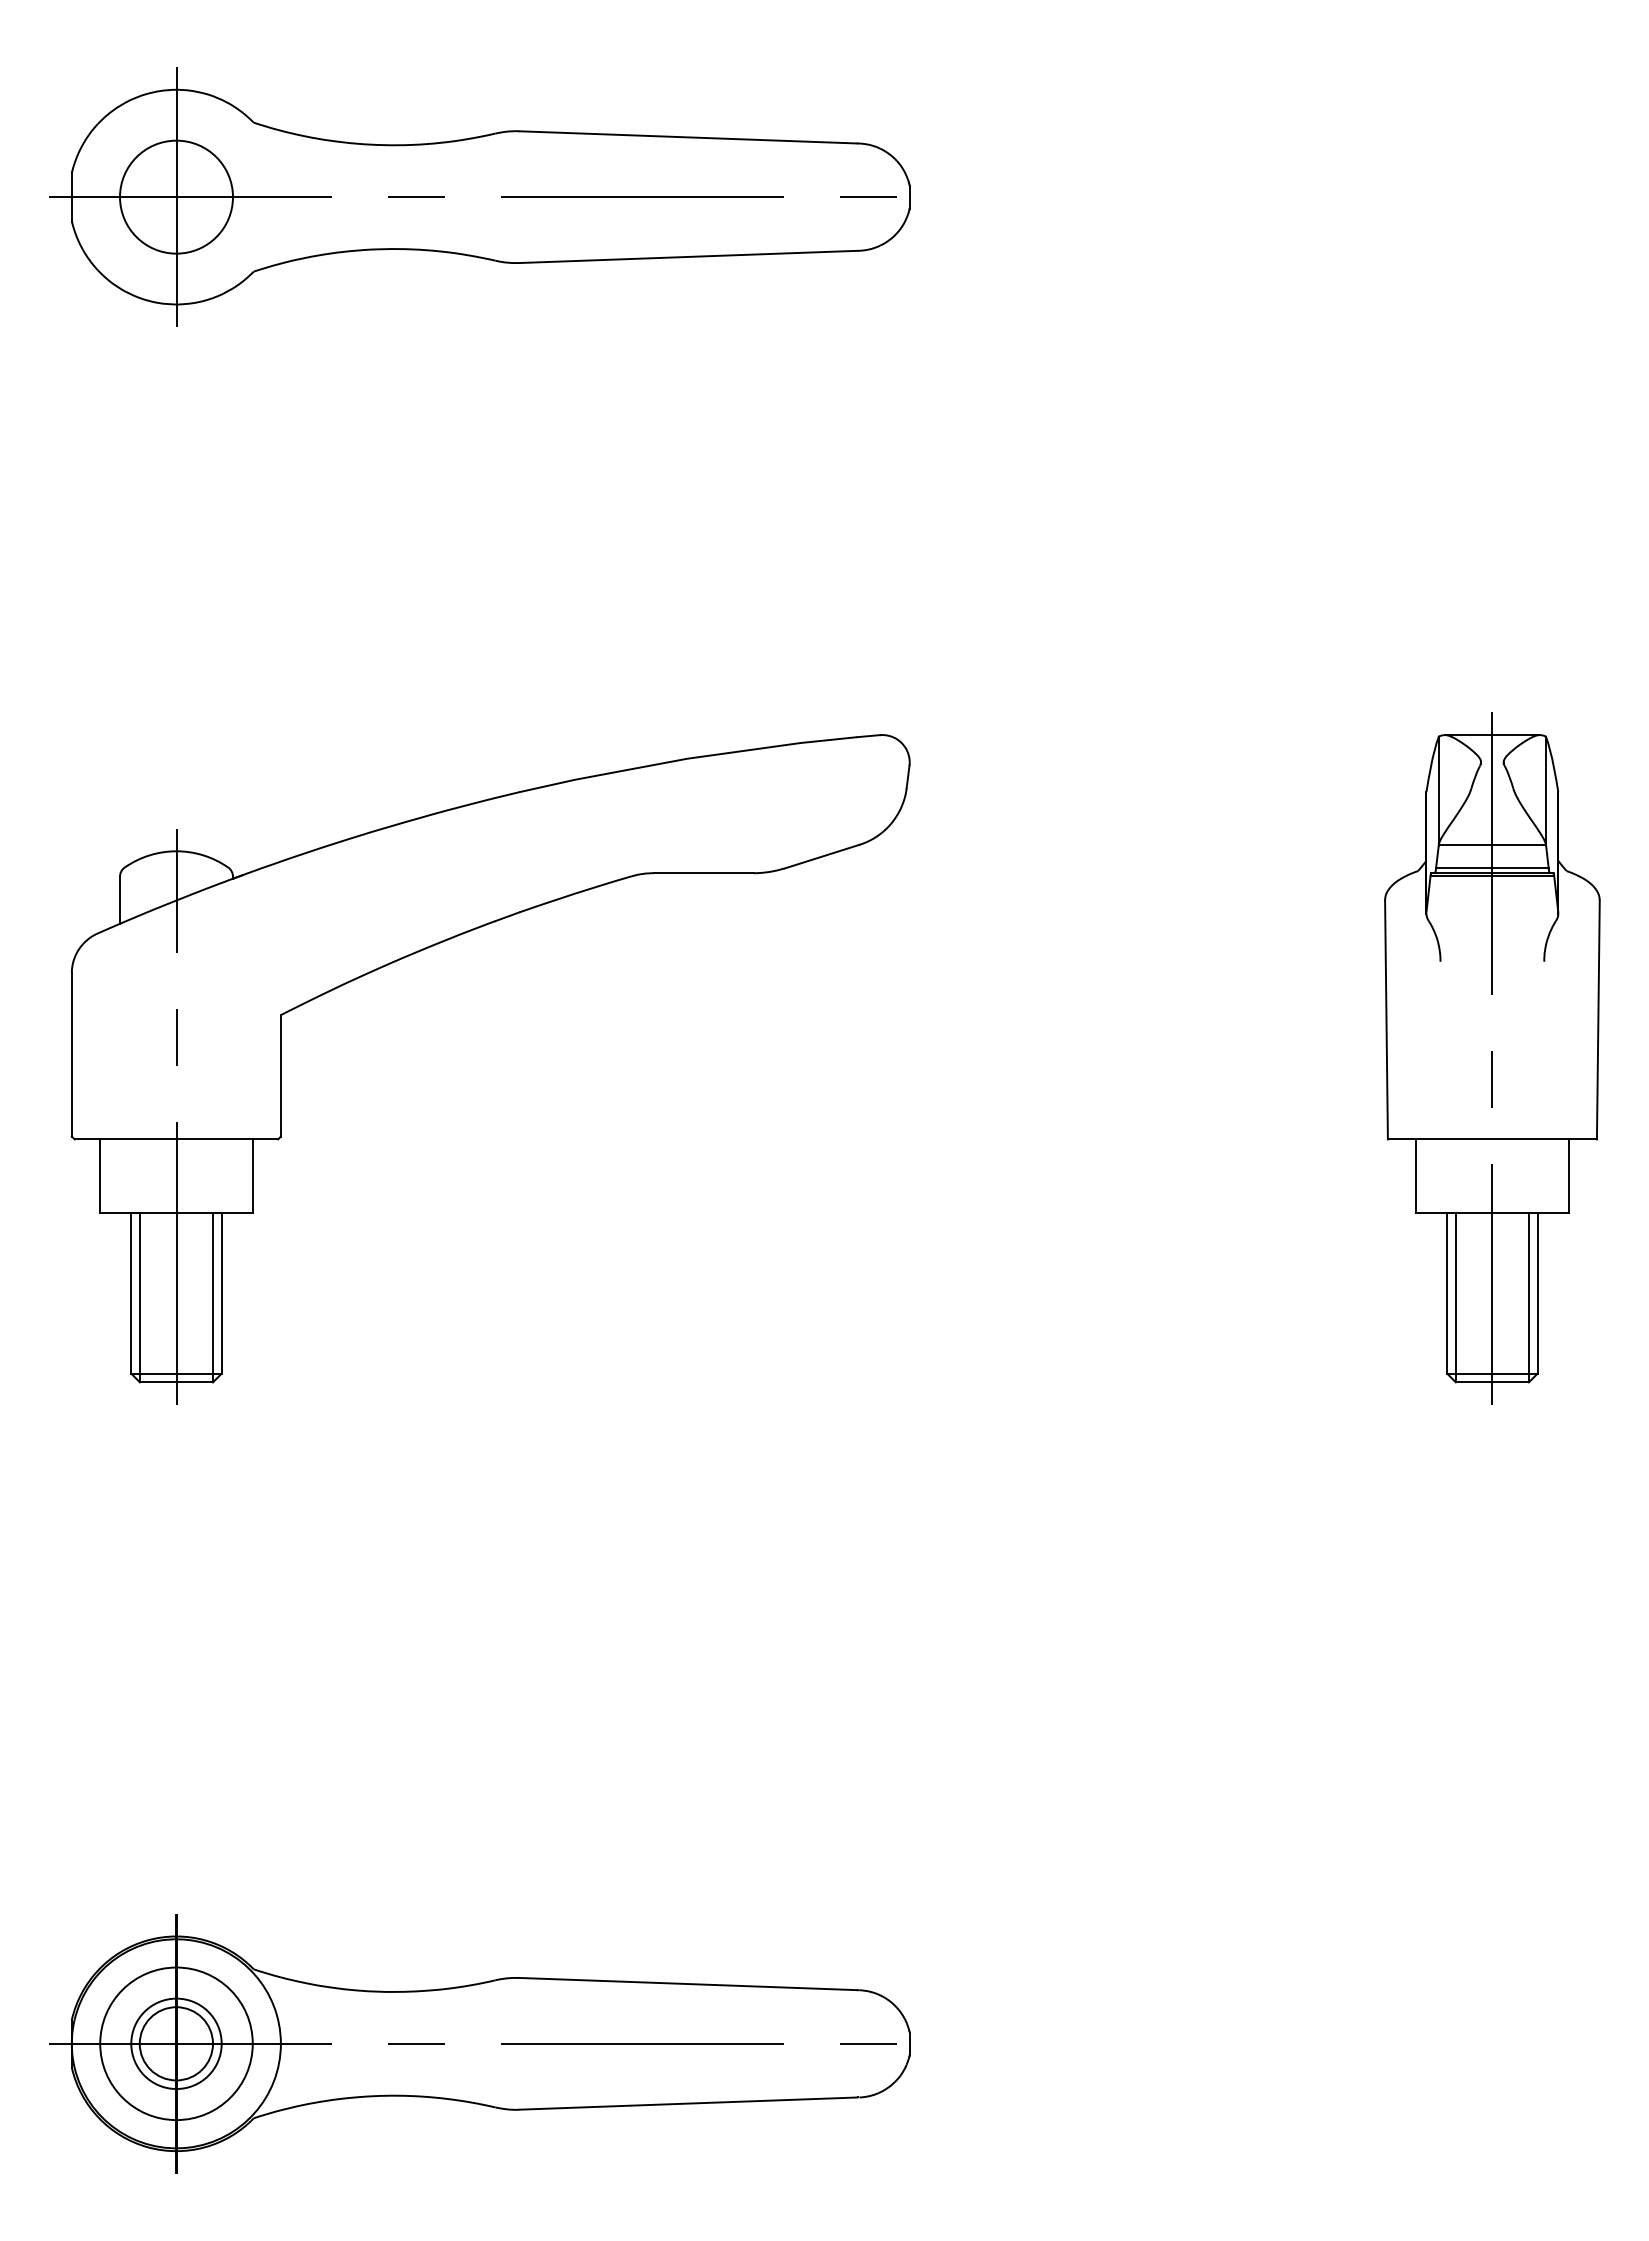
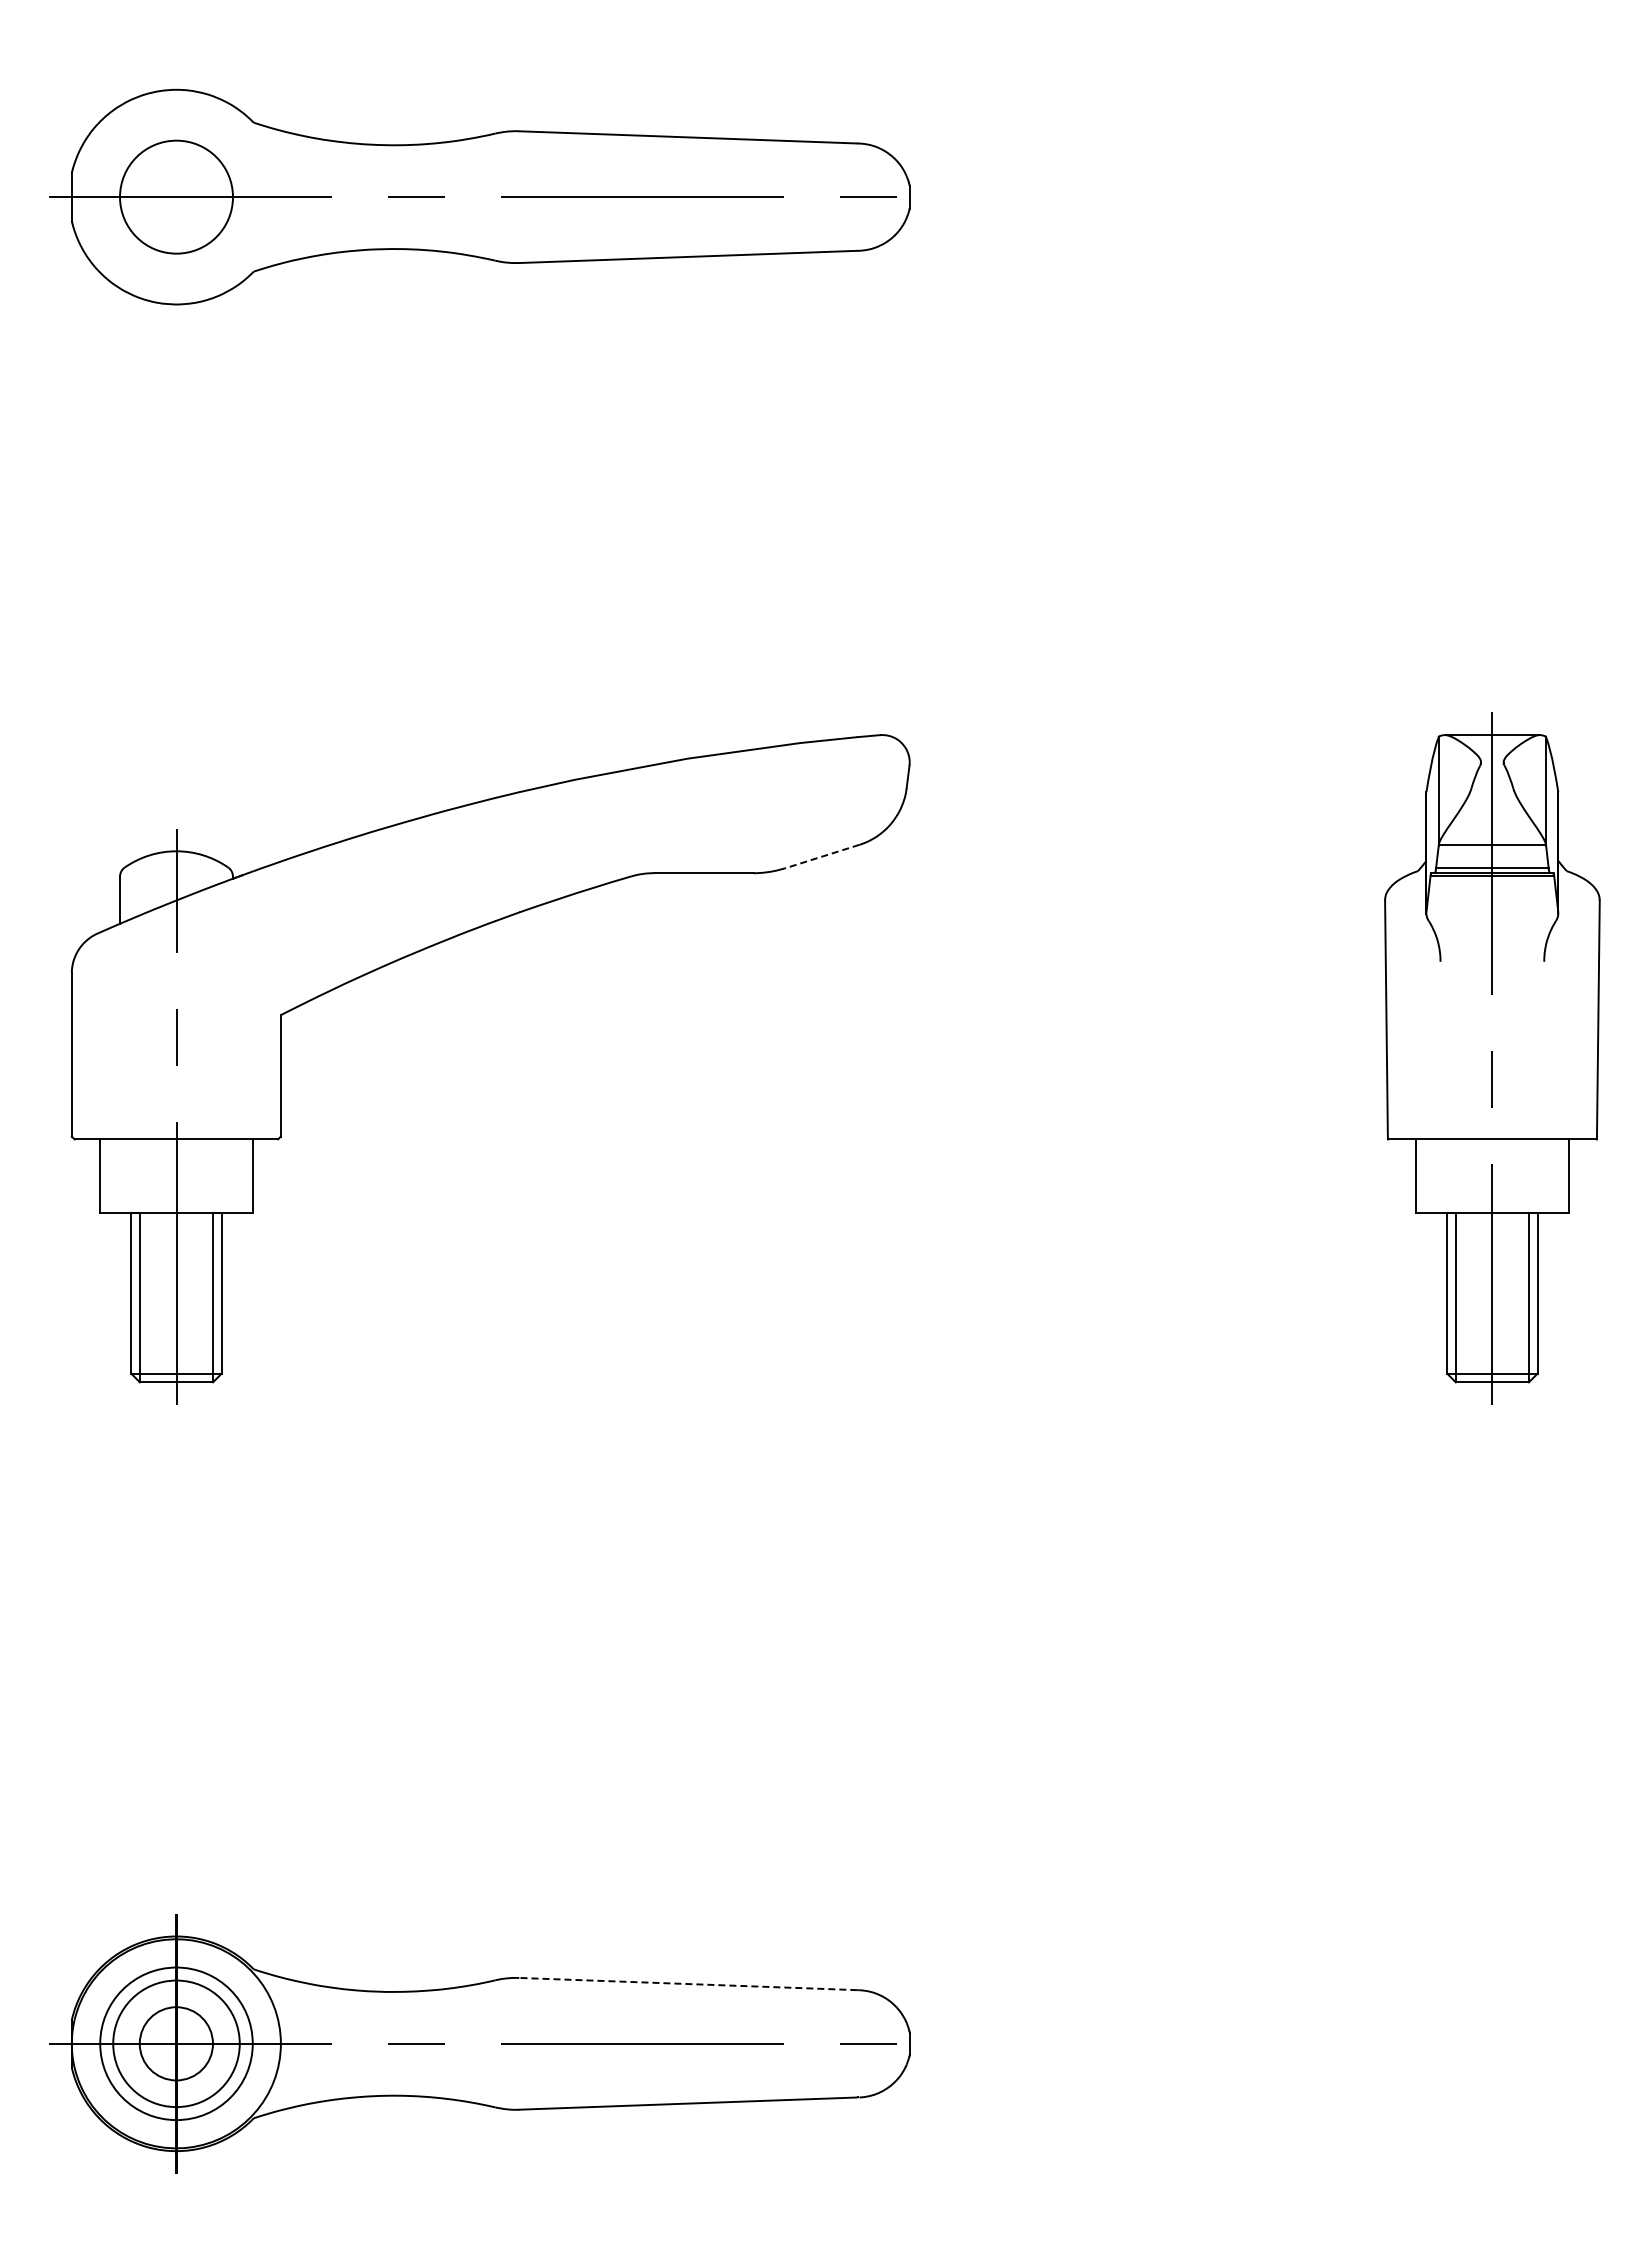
line: present -> none (176, 197)
line: solid -> dashed (821, 856)
line: solid -> dashed (687, 1984)
circle diameter: 90 px -> 127 px (176, 2043)
